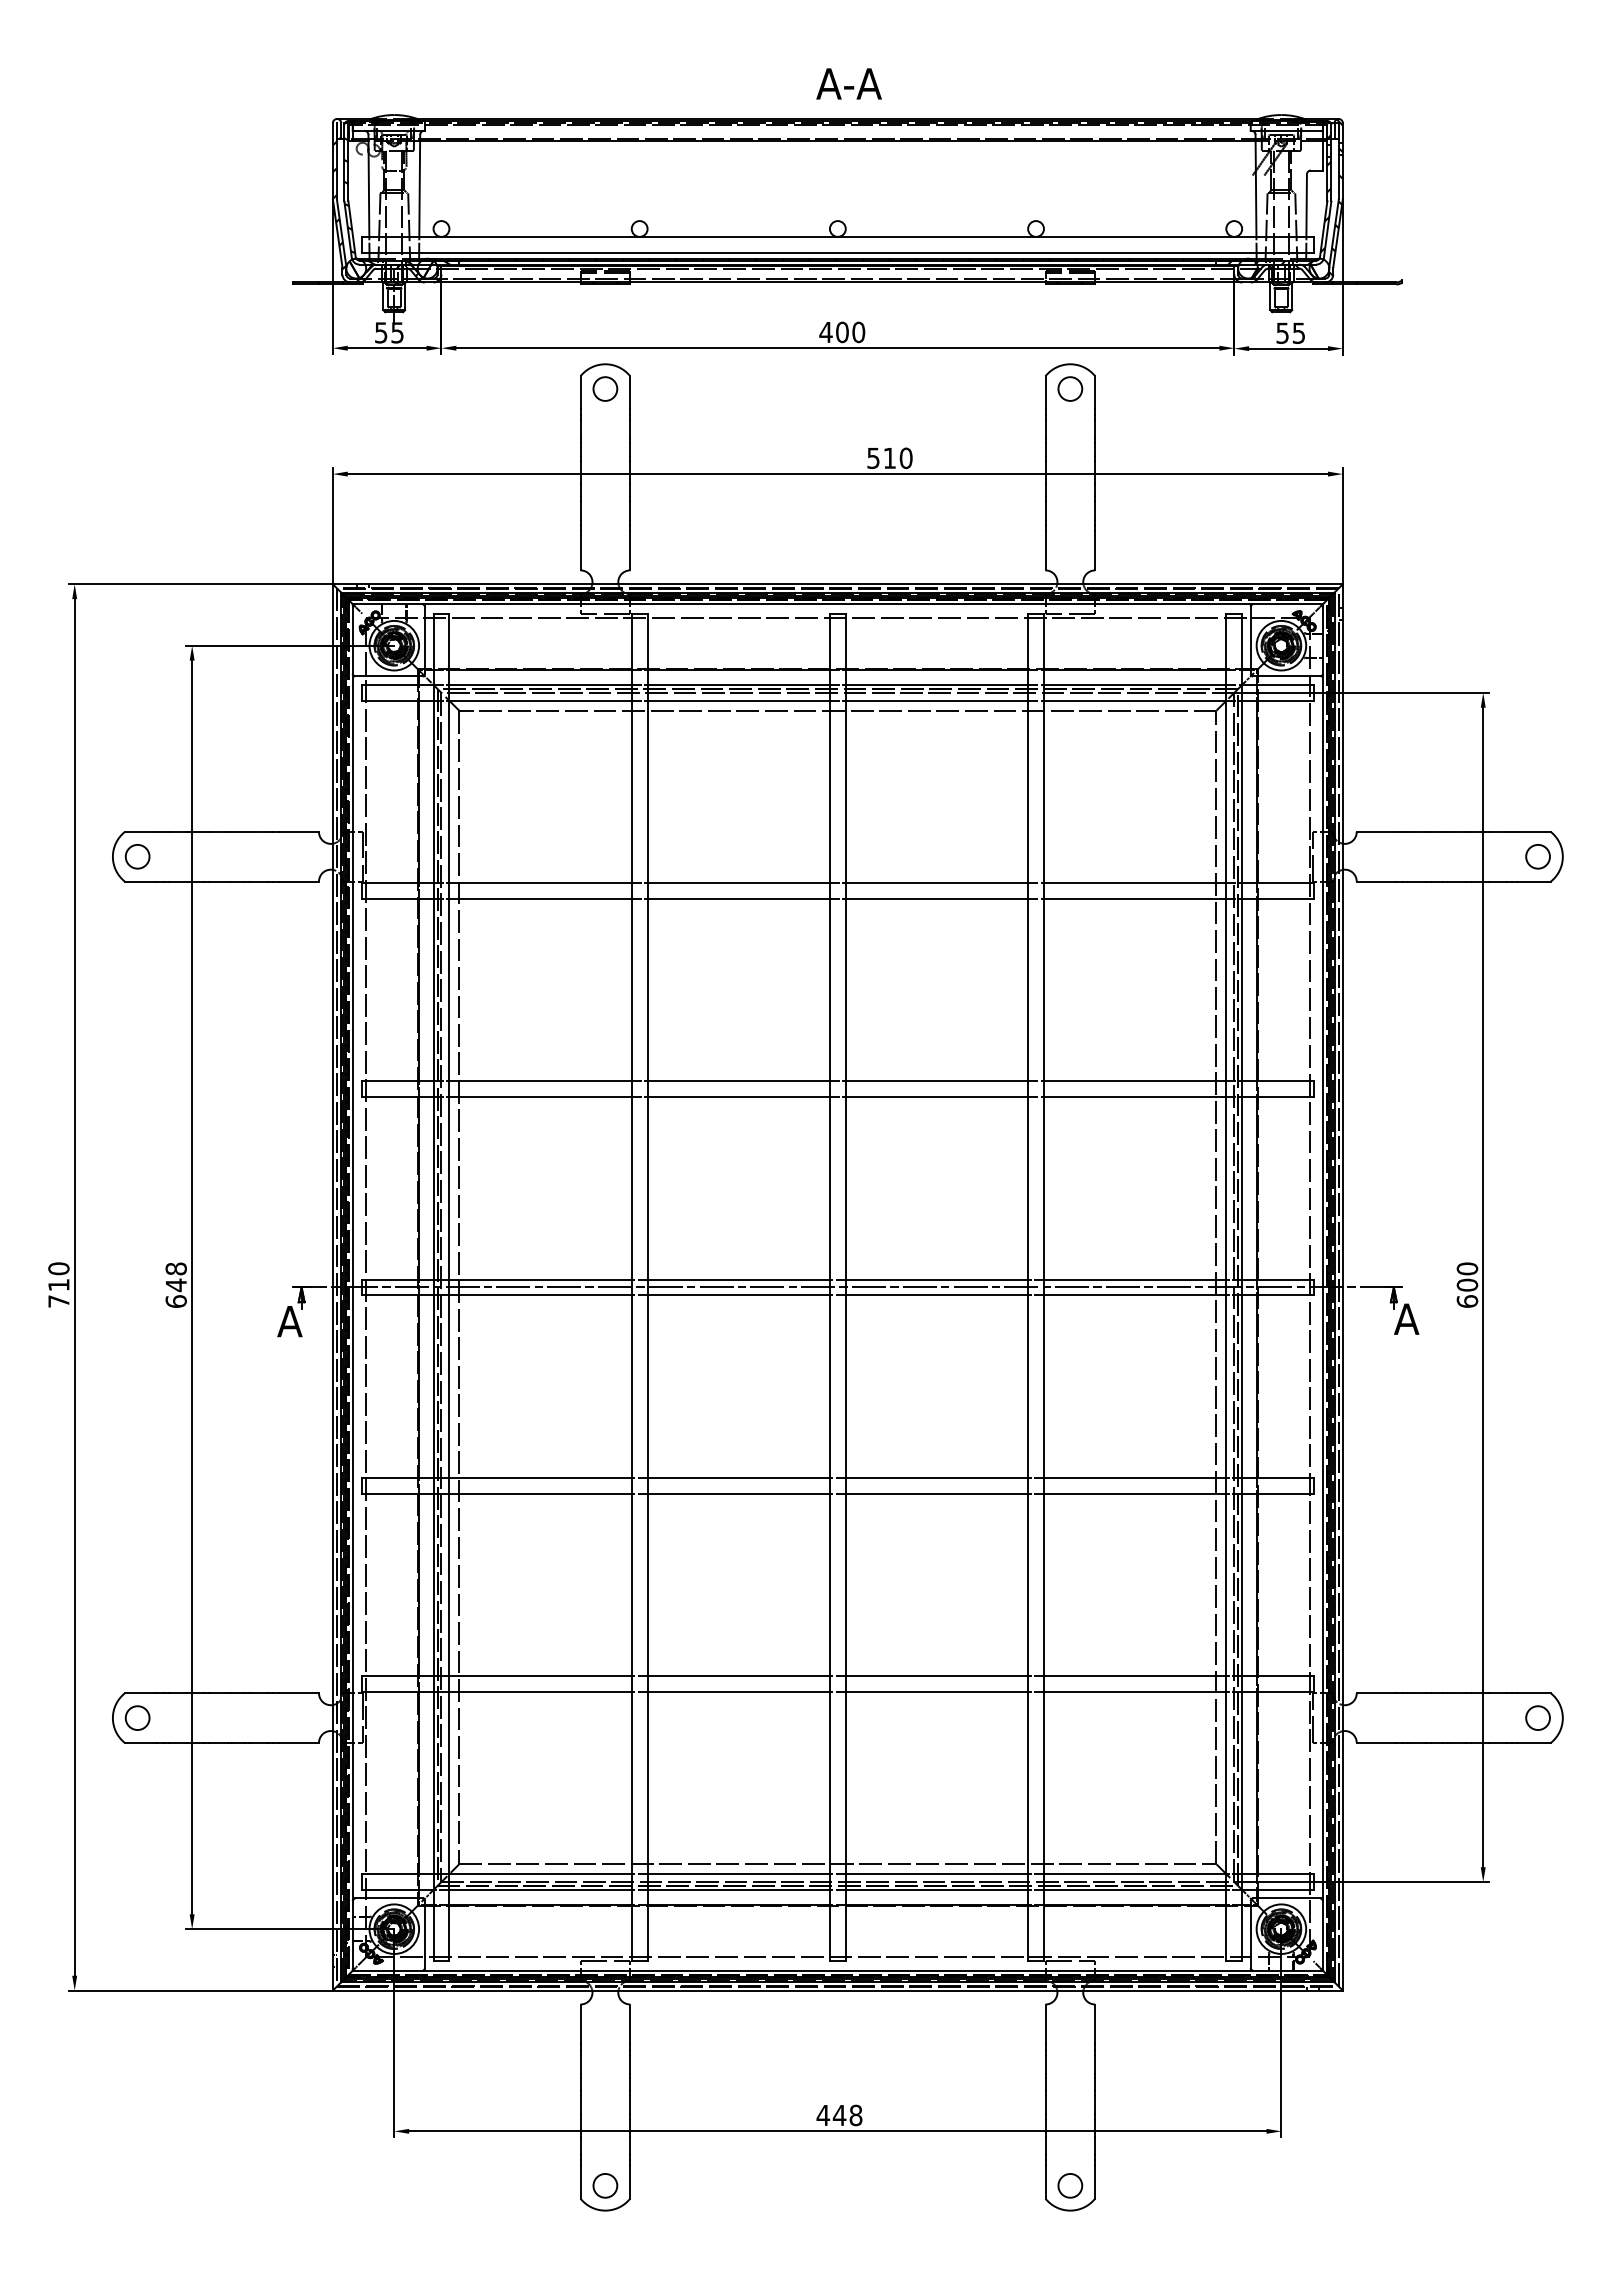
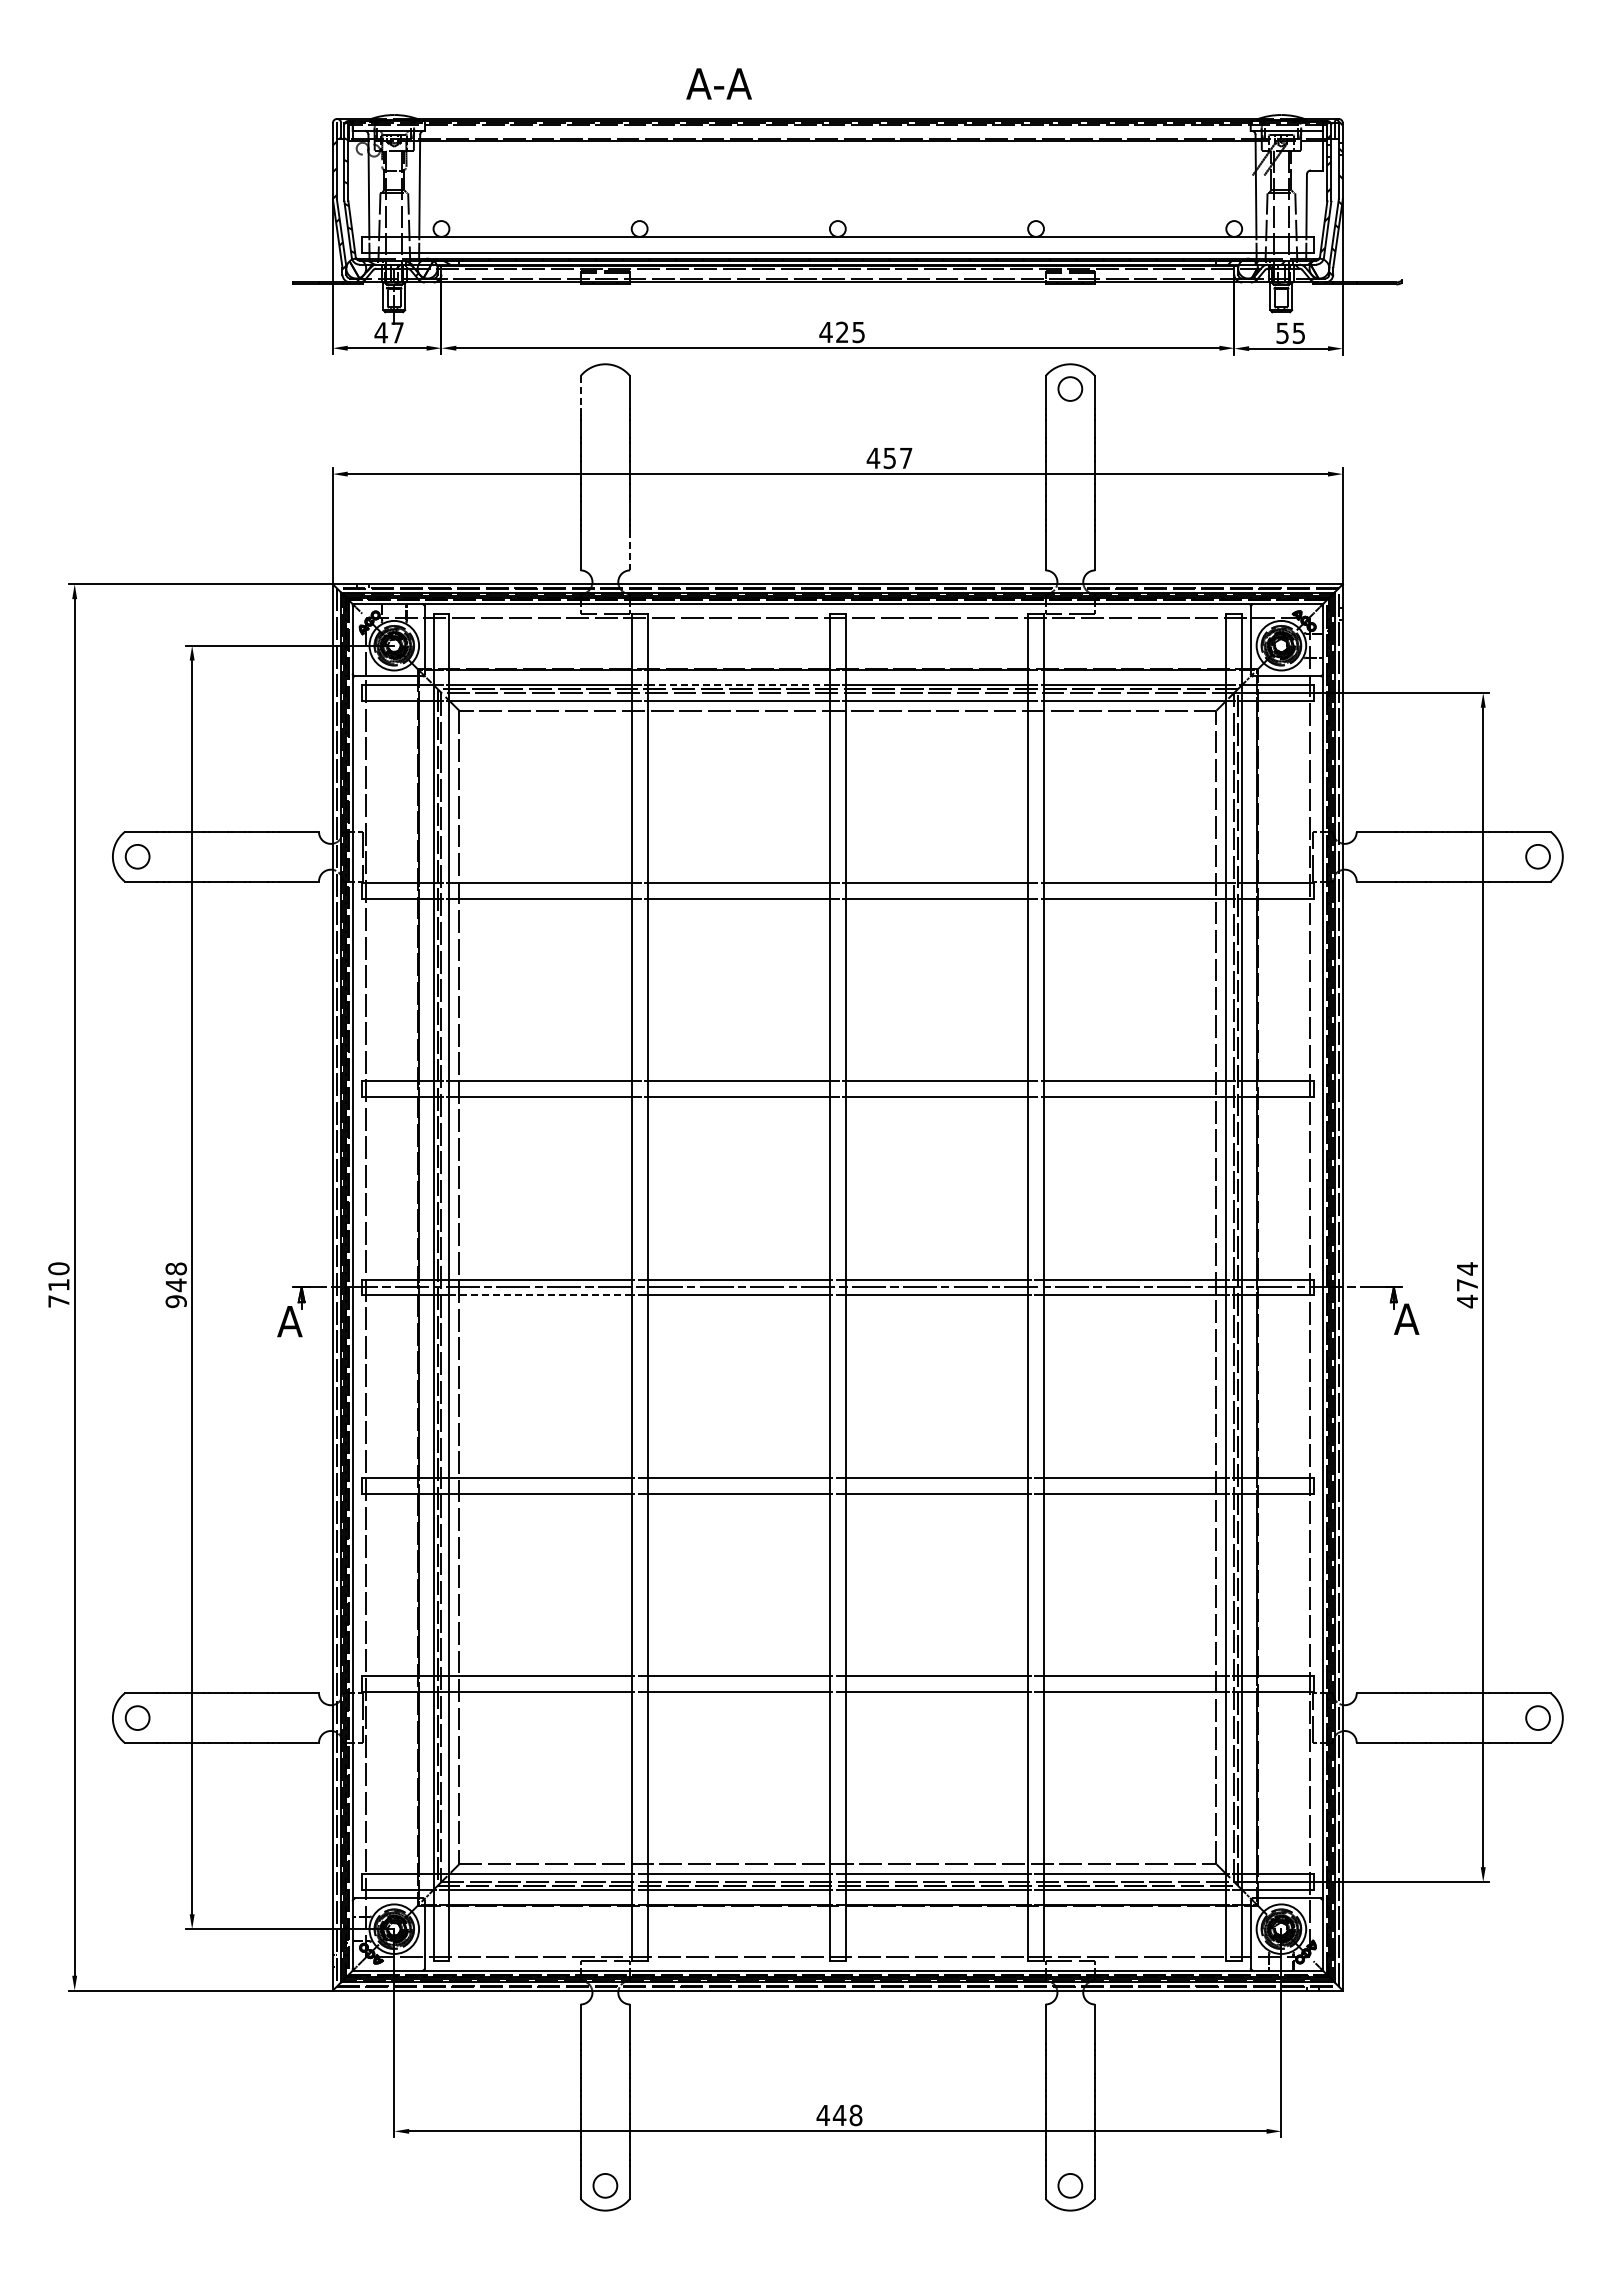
text position: (848, 83) -> (718, 83) (718, 83)
text: 55 -> 47 (388, 332)
text: 400 -> 425 (850, 332)
circle: present -> none (605, 388)
line: solid -> dashed (580, 393)
text: 510 -> 457 (889, 458)
line: solid -> dashed (630, 550)
line: solid -> dashed (739, 684)
text: 600 -> 474 (1467, 1285)
line: solid -> dashed (540, 1295)
text: 648 -> 948 (175, 1301)
